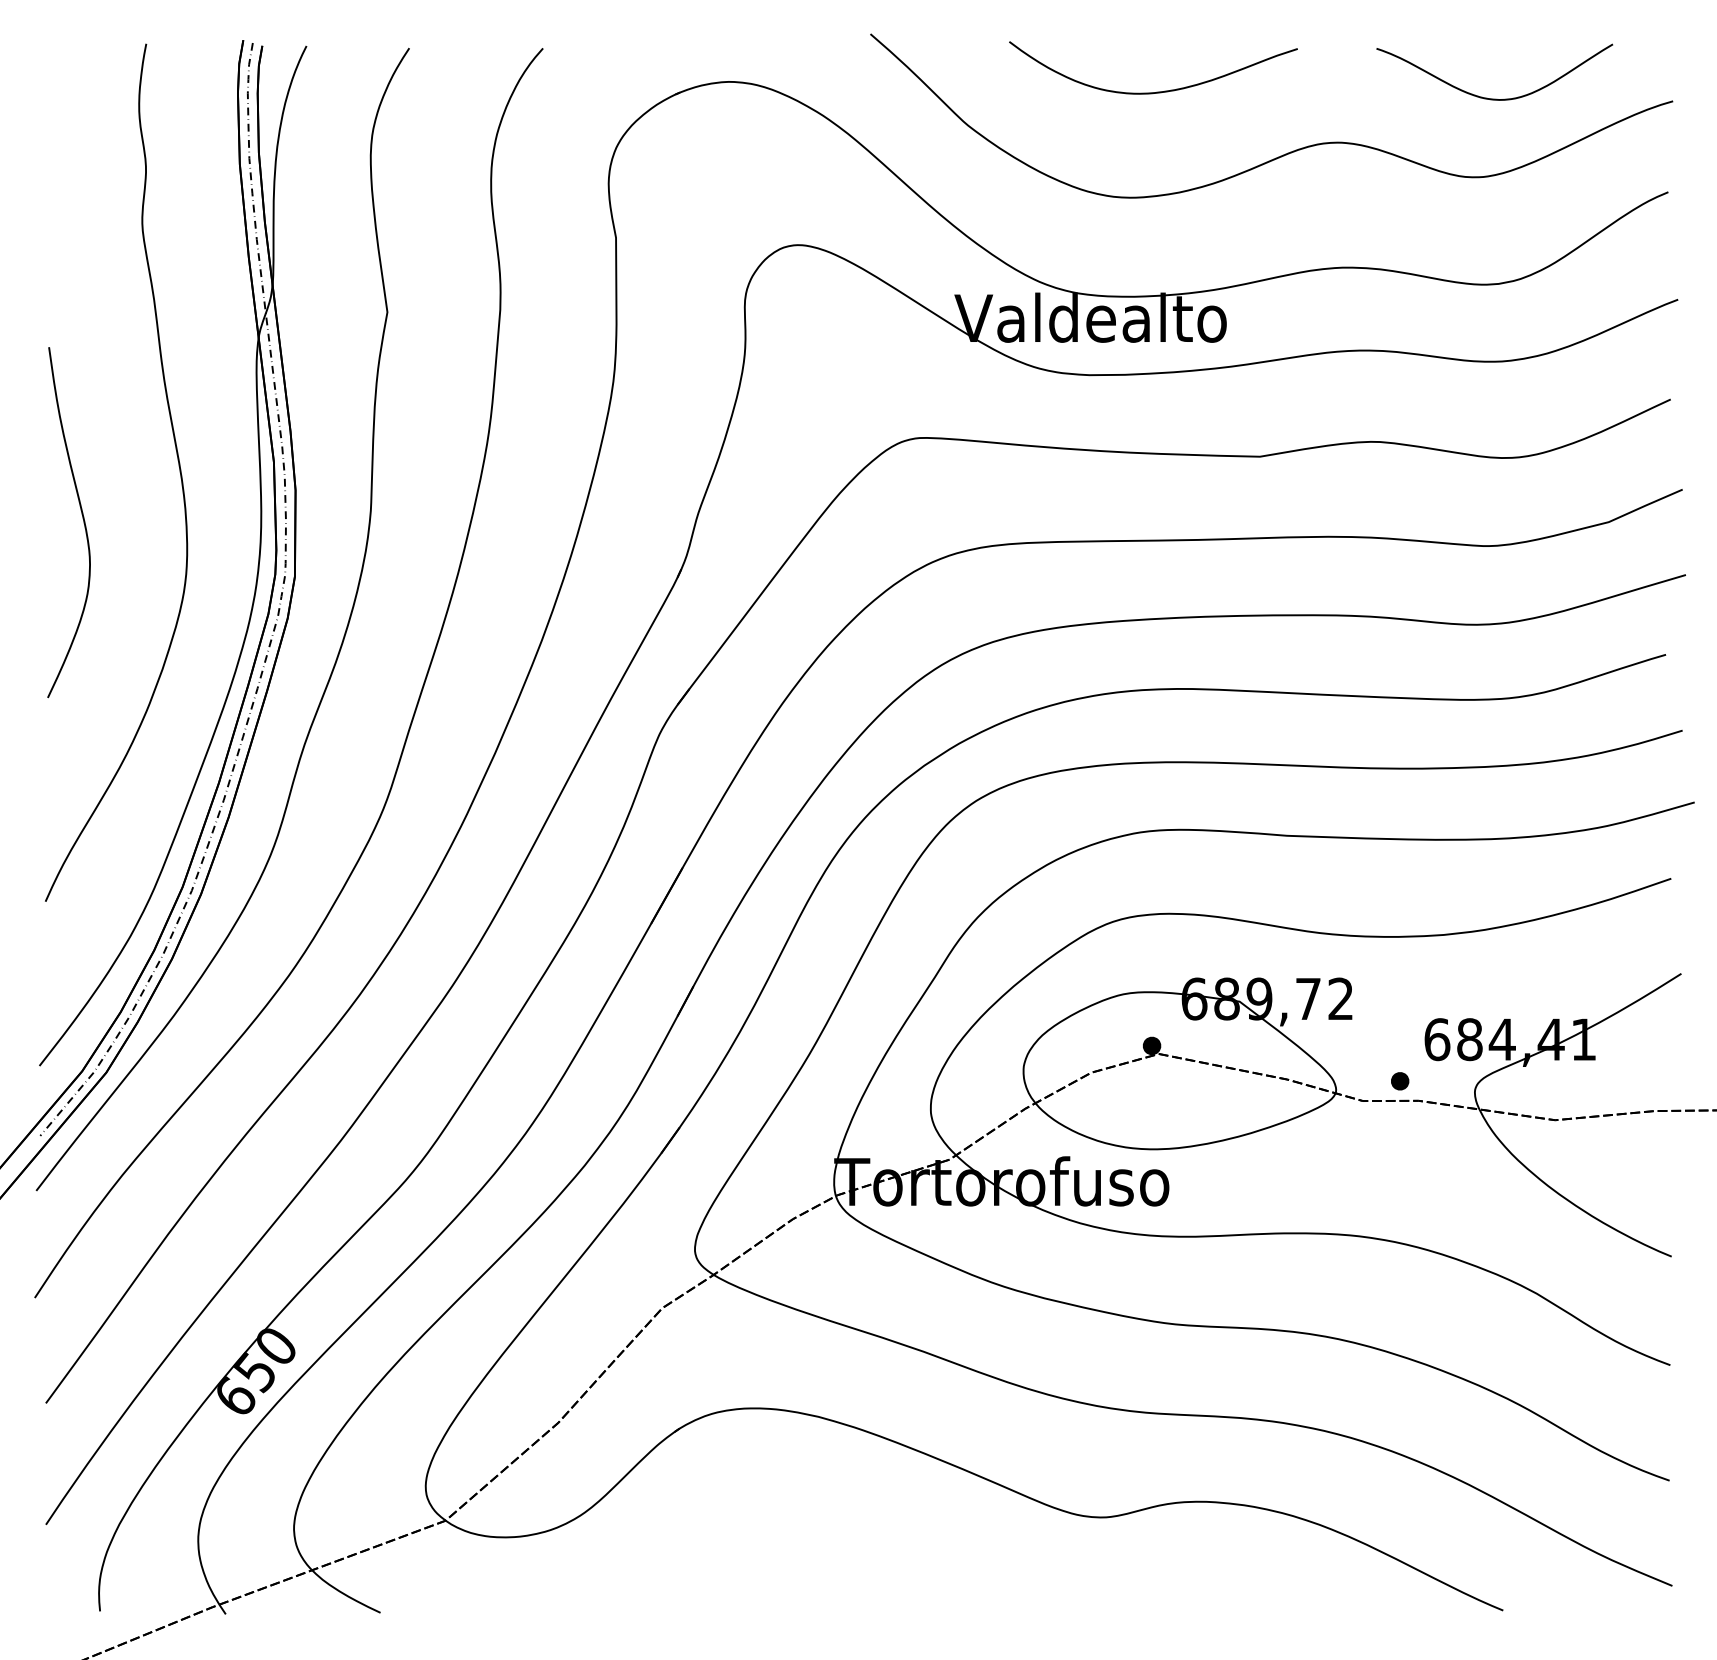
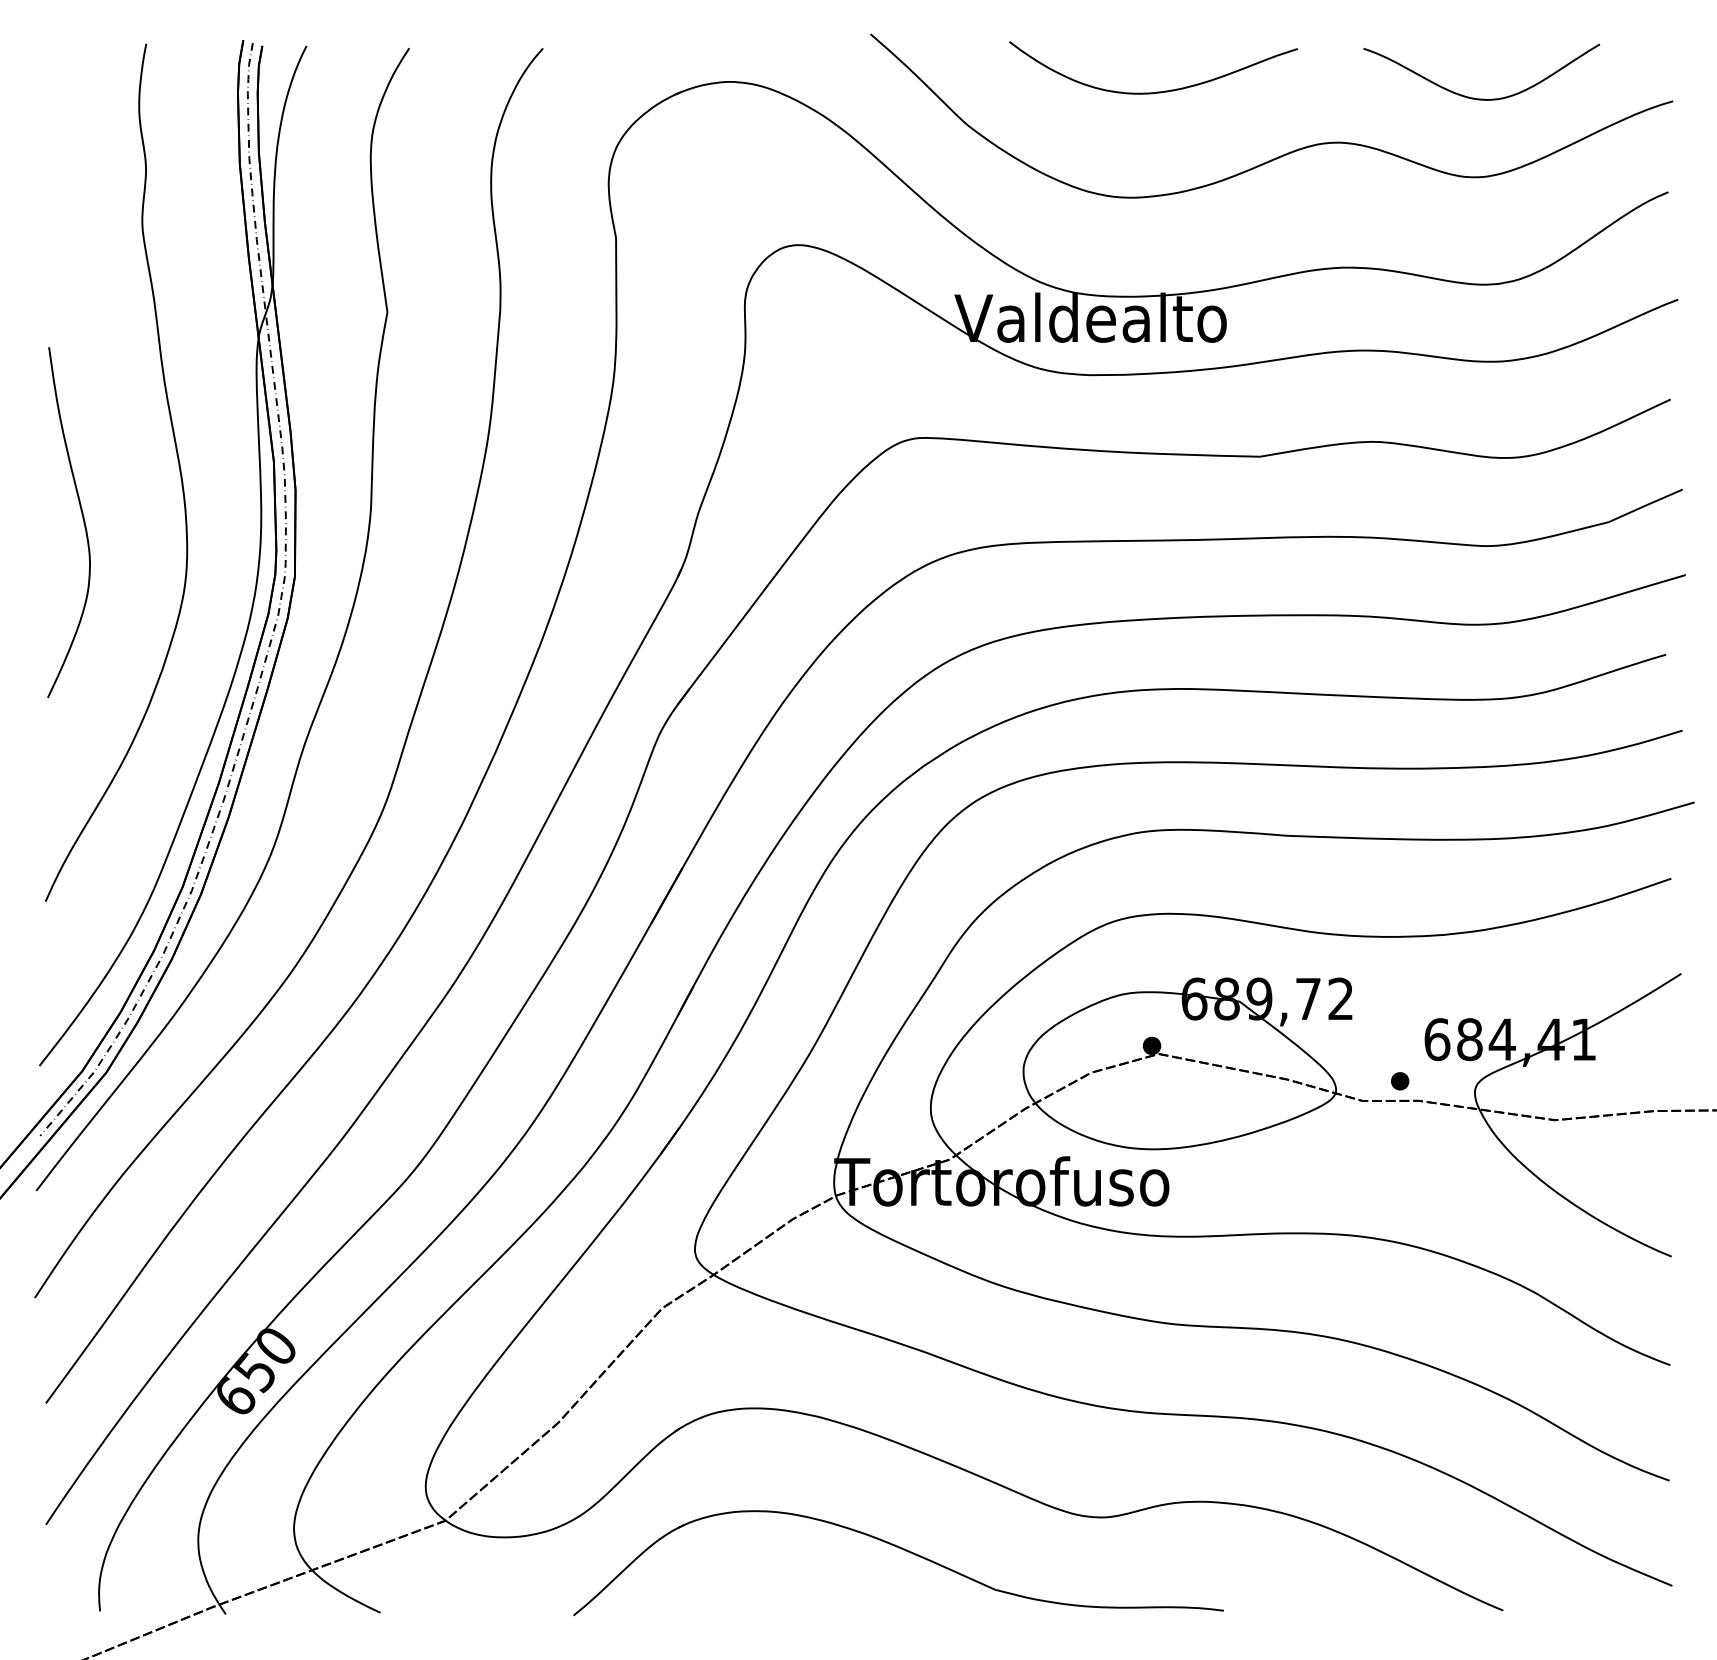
curve position: (1487, 97) -> (1474, 97) (1474, 97)
part: none -> present (905, 1551)
